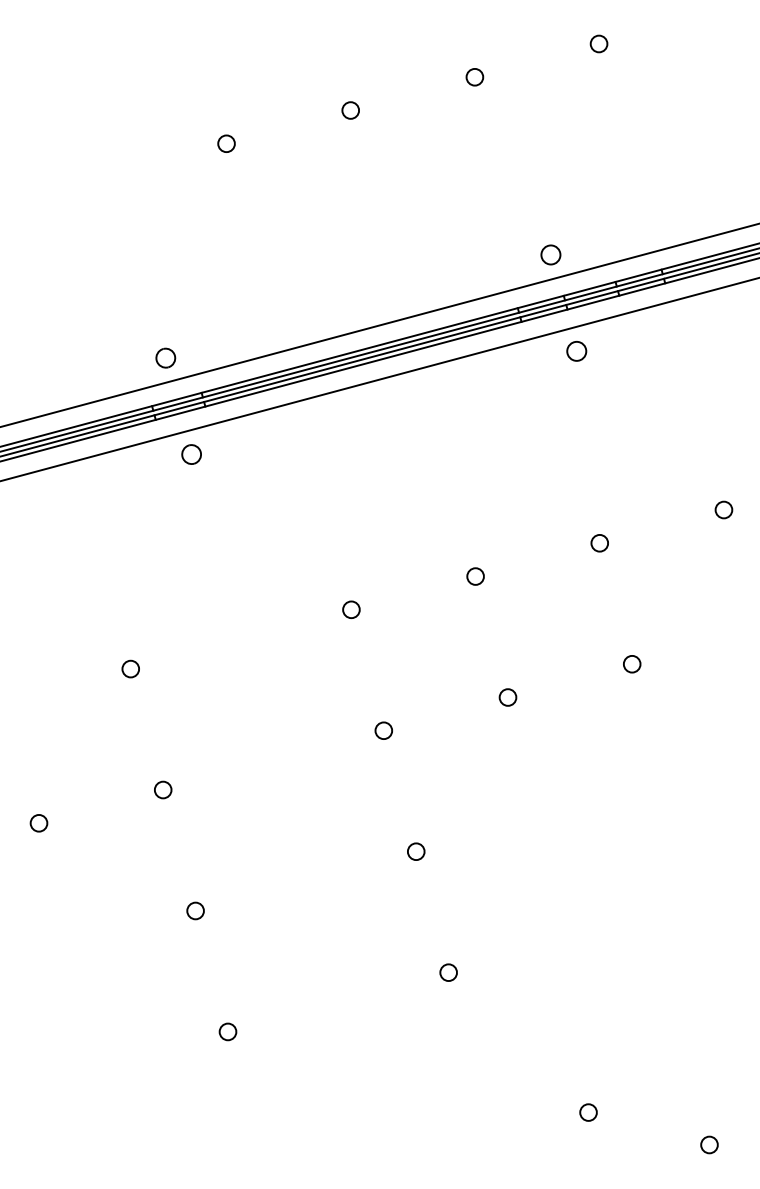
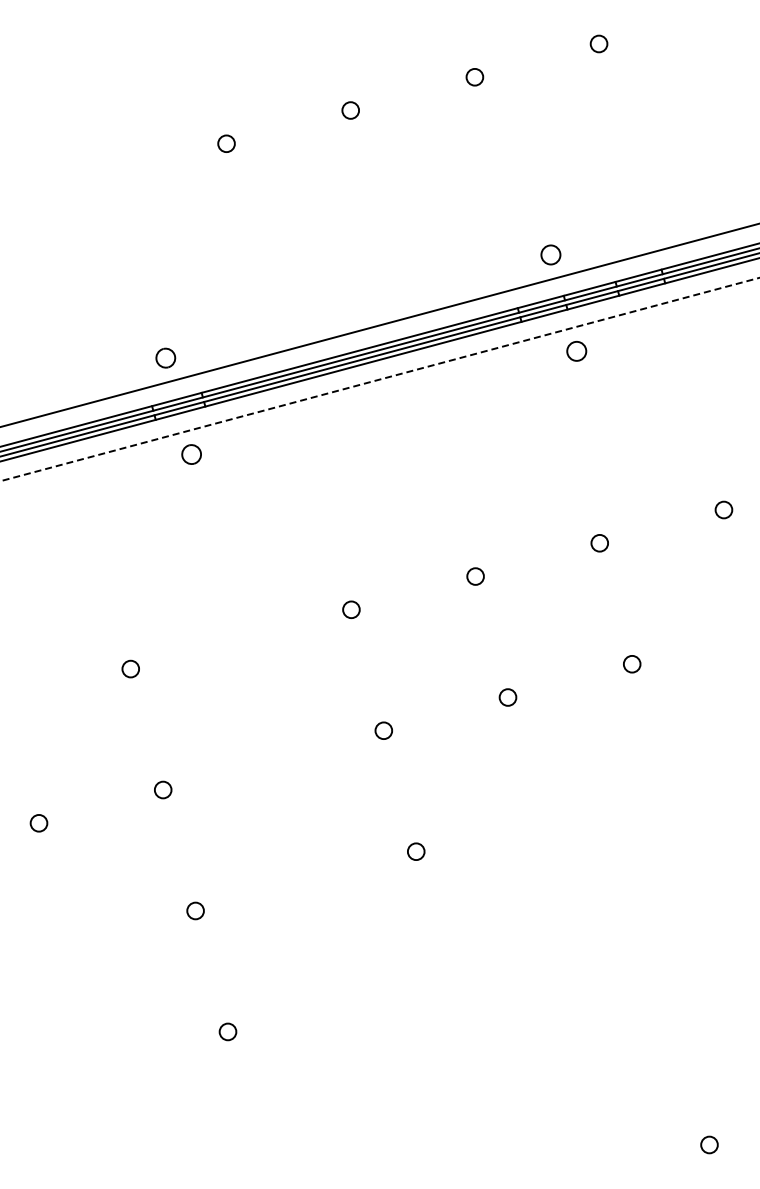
line: solid -> dashed (379, 379)
circle: present -> none (448, 972)
circle: present -> none (588, 1112)
